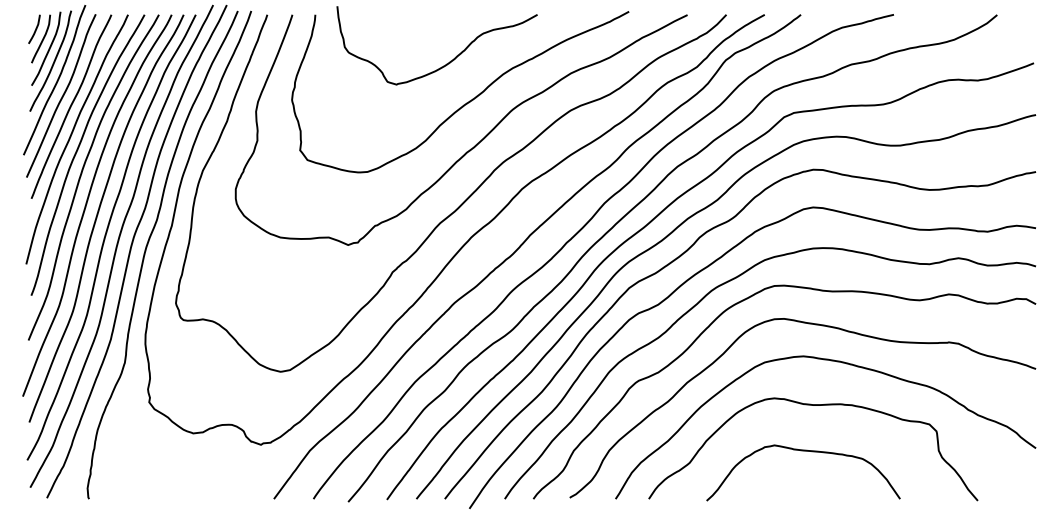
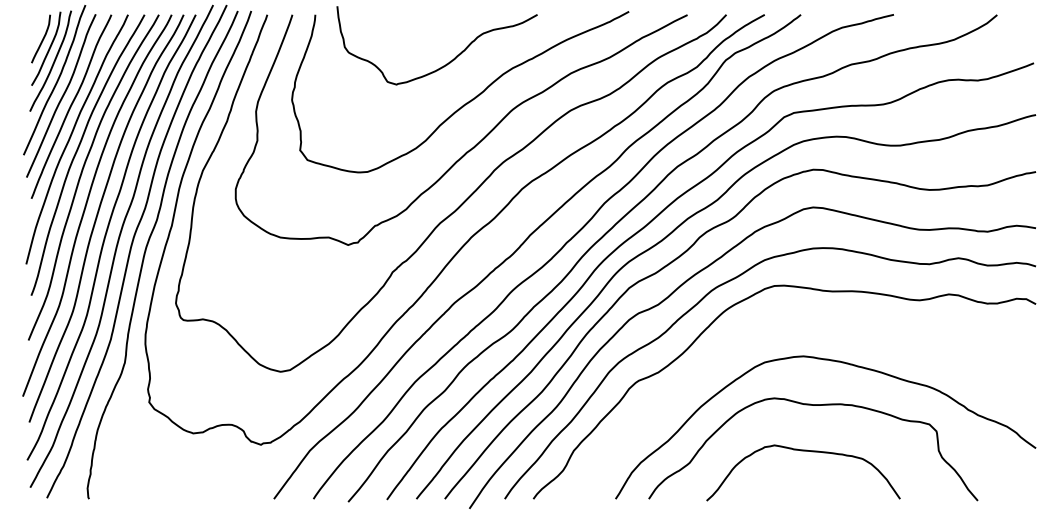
curve: present -> none (35, 28)
curve: present -> none (815, 325)
